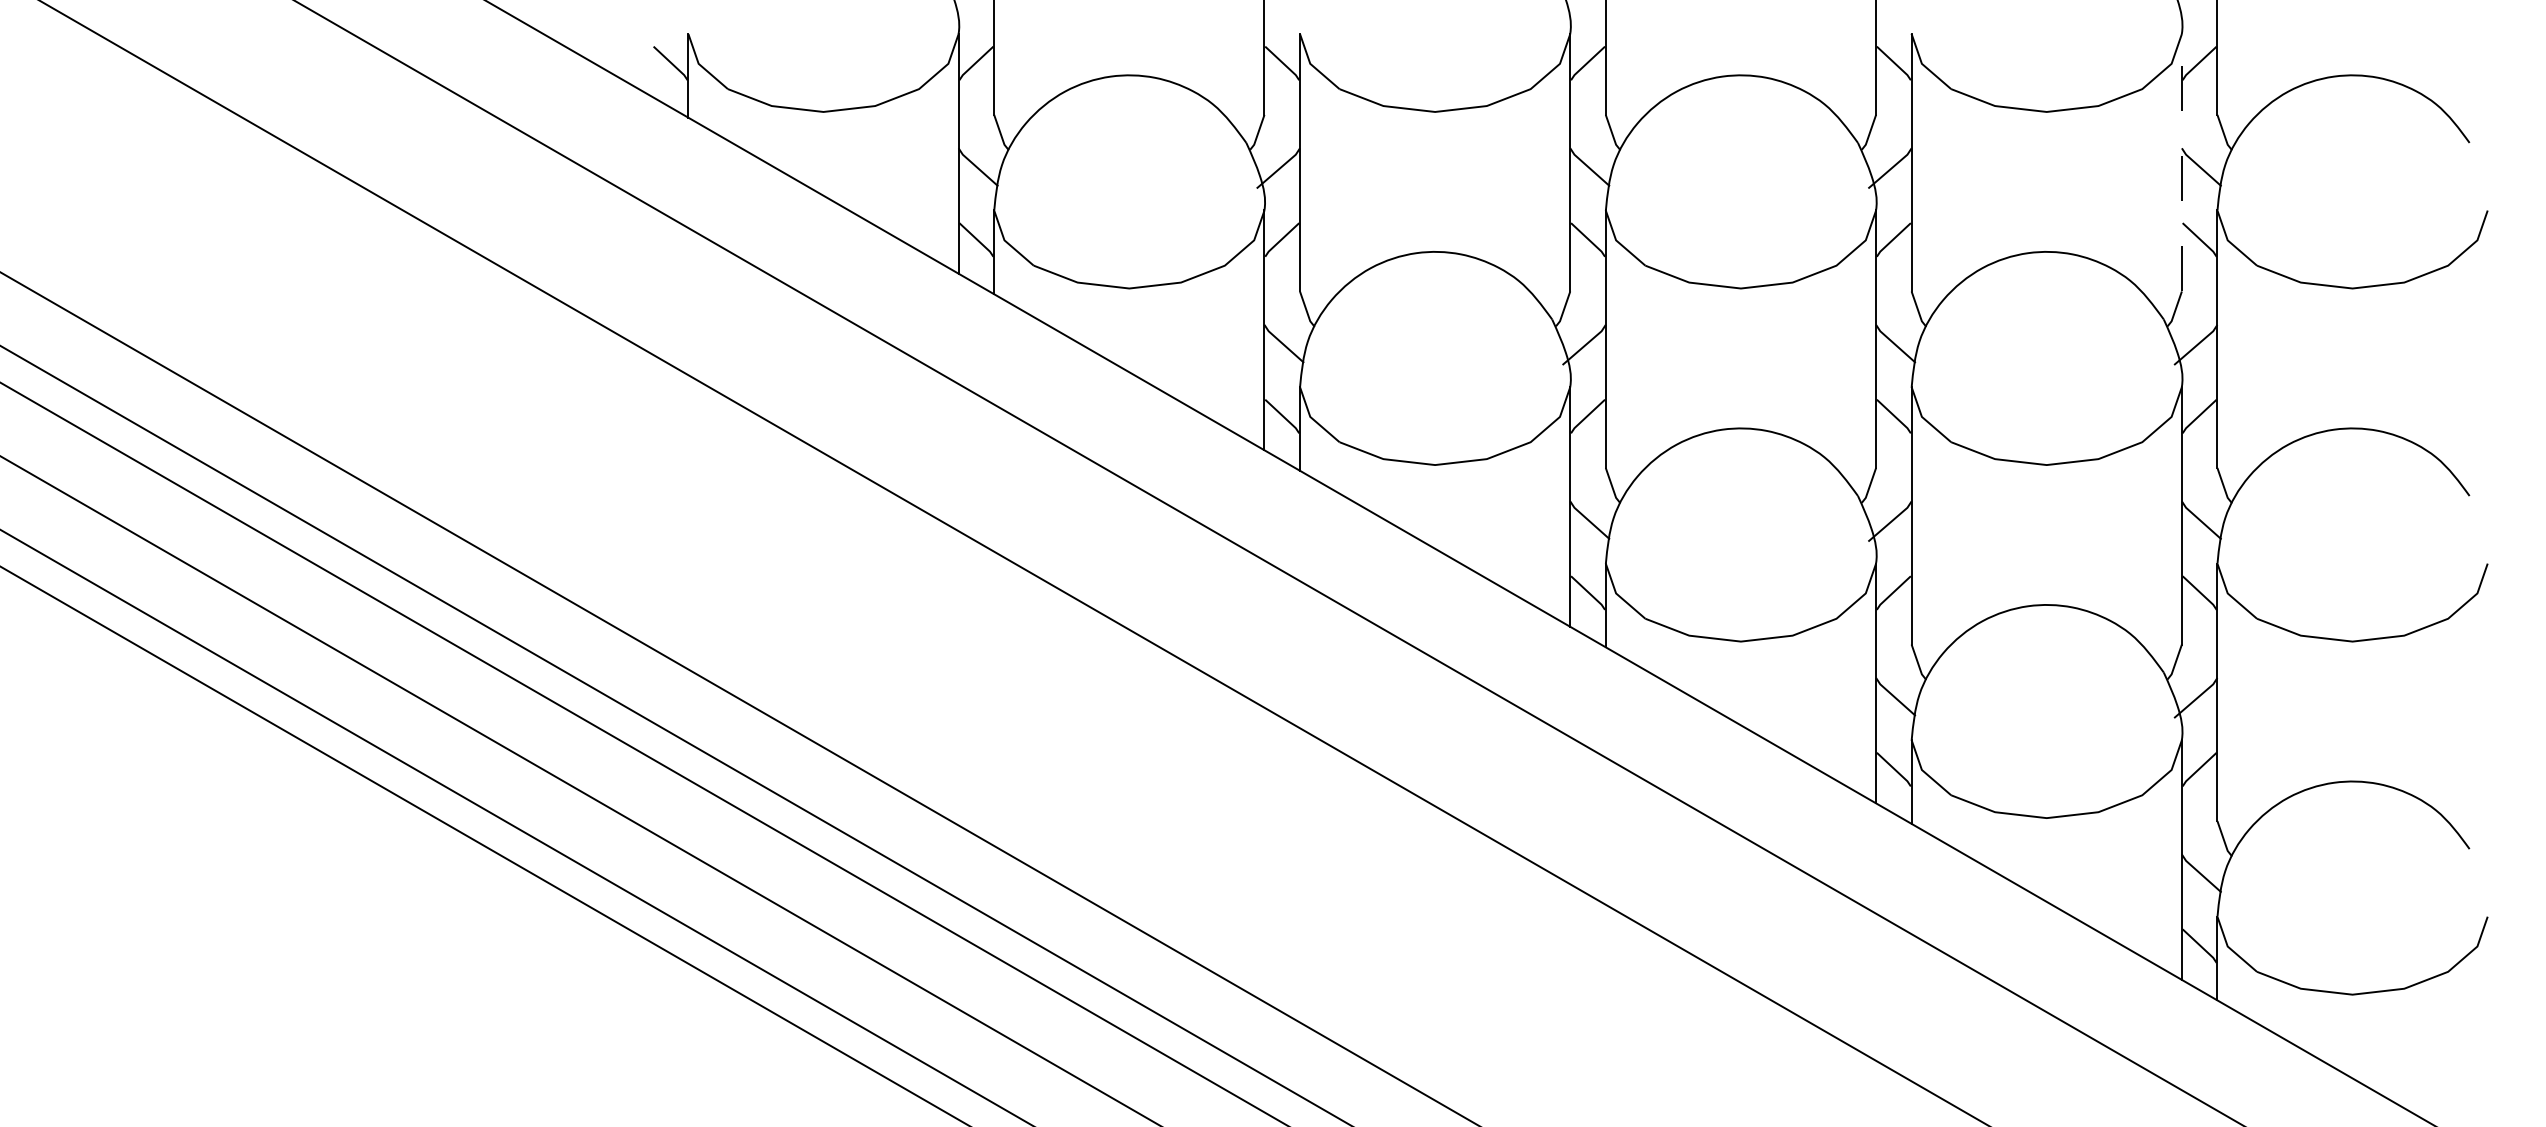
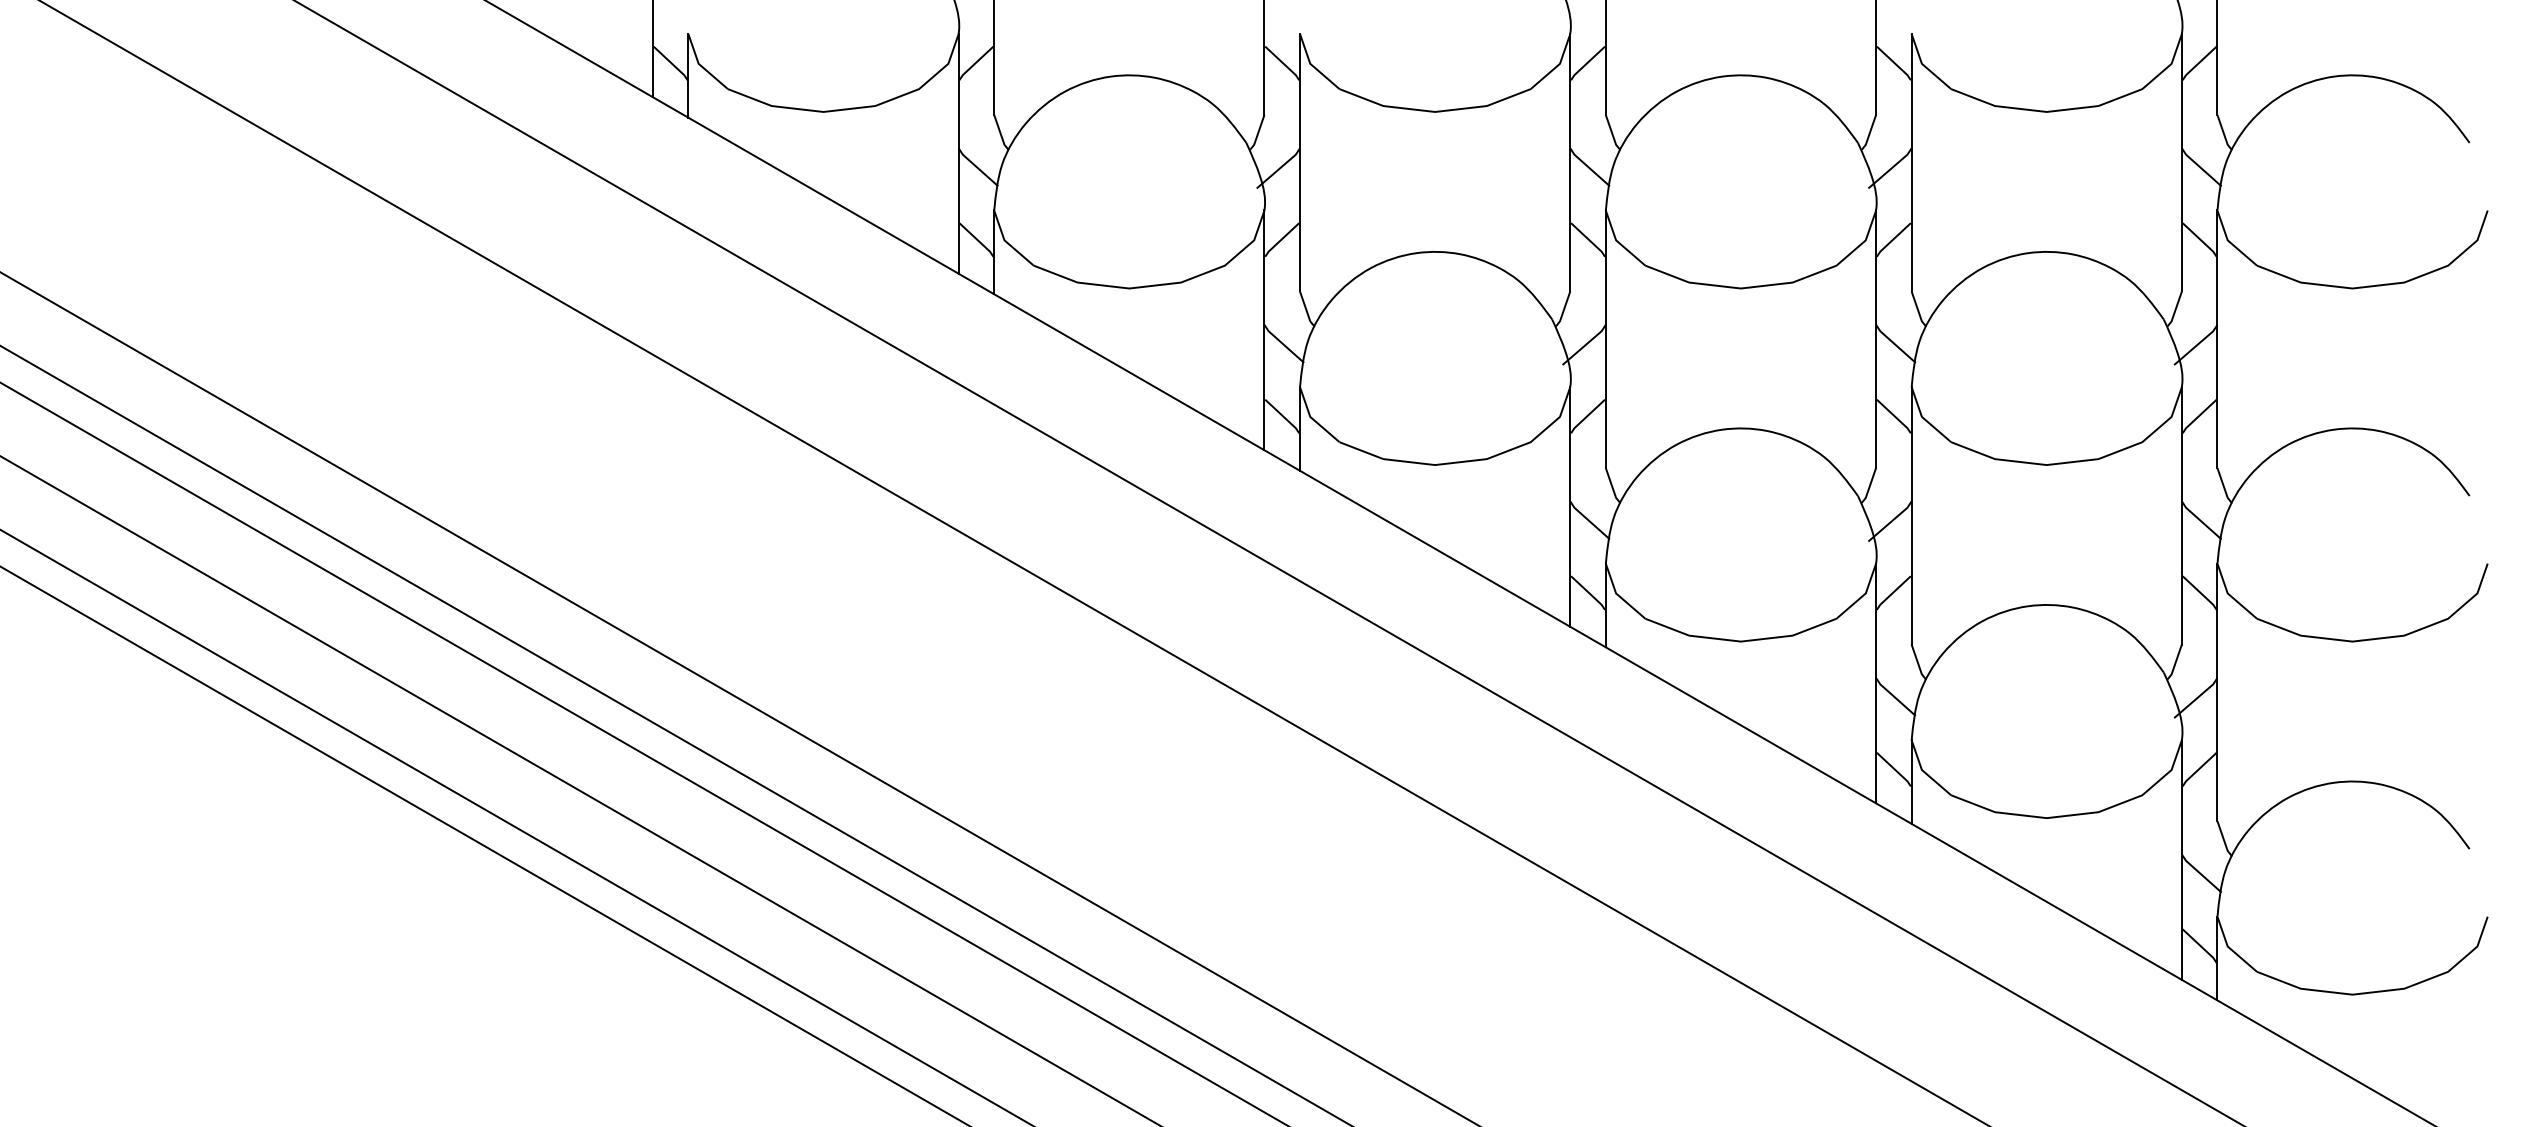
line: none -> present (652, 49)
line: dashed -> solid (2181, 162)
